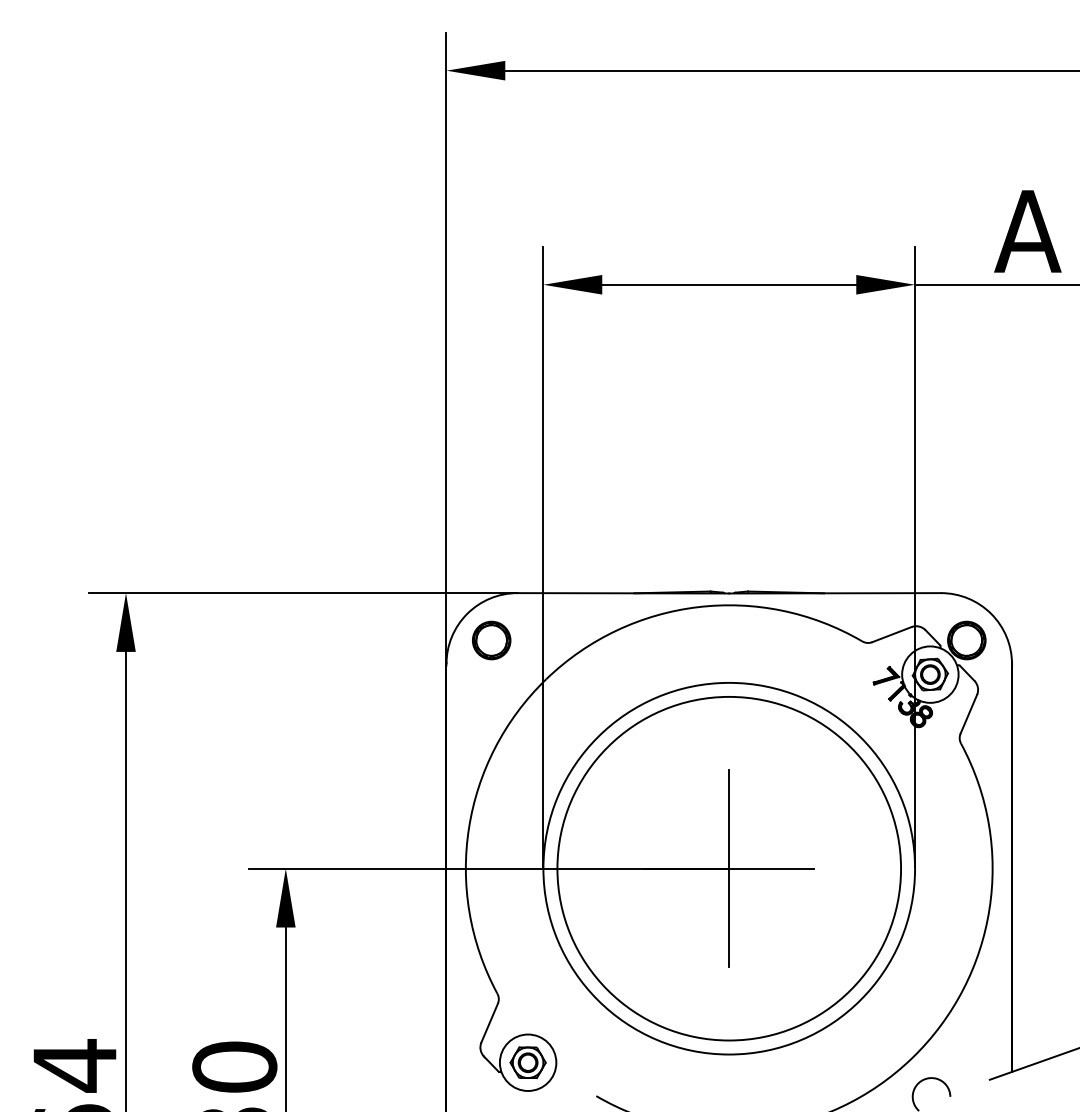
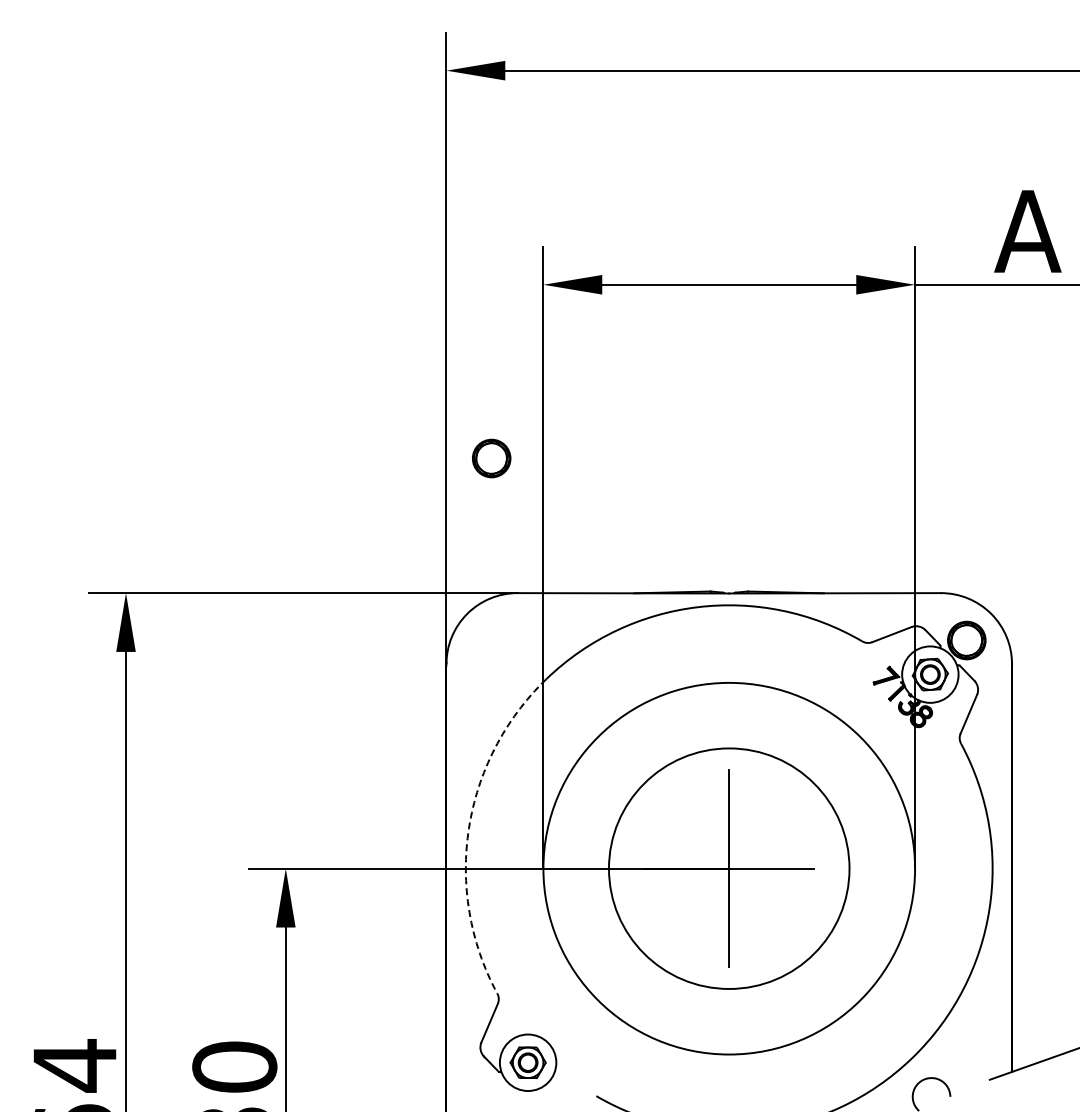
part position: (491, 640) -> (491, 458) (491, 458)
arc: solid -> dashed (469, 828)
circle diameter: 344 px -> 241 px (728, 868)
